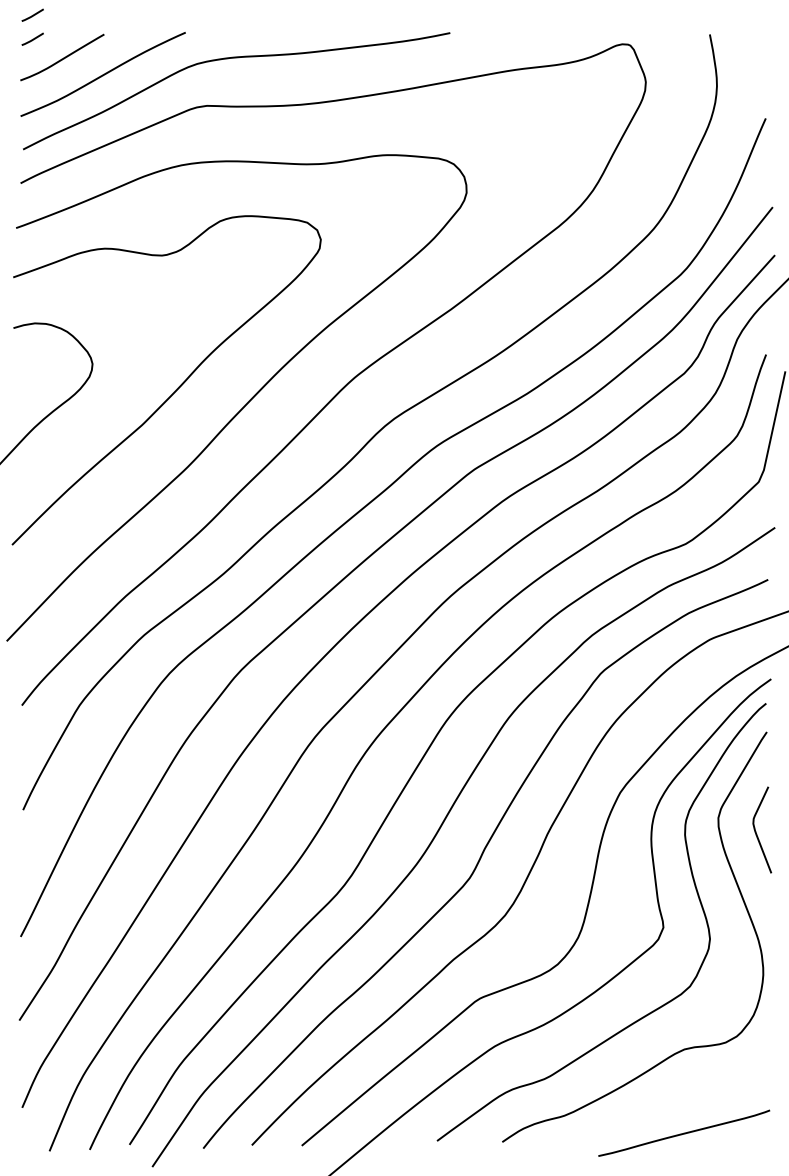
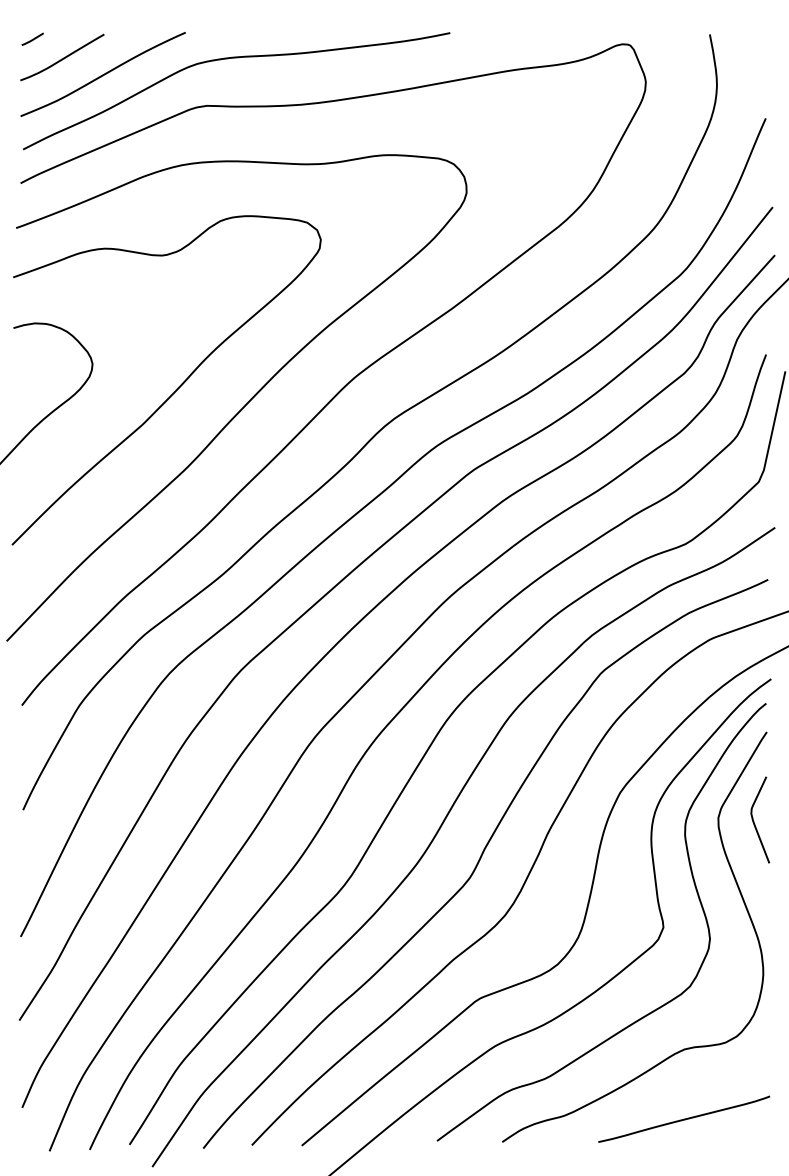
line: present -> none (33, 14)
curve position: (756, 831) -> (754, 821) (754, 821)
curve position: (684, 1132) -> (684, 1118) (684, 1118)
